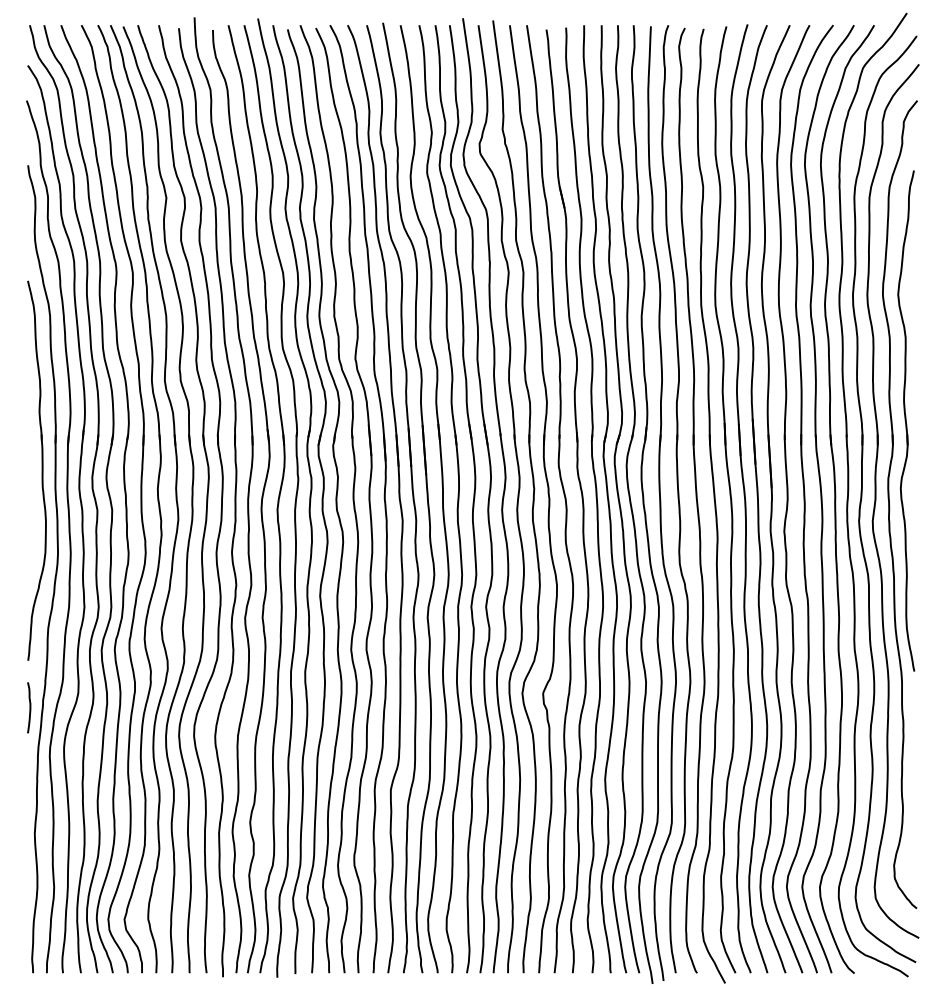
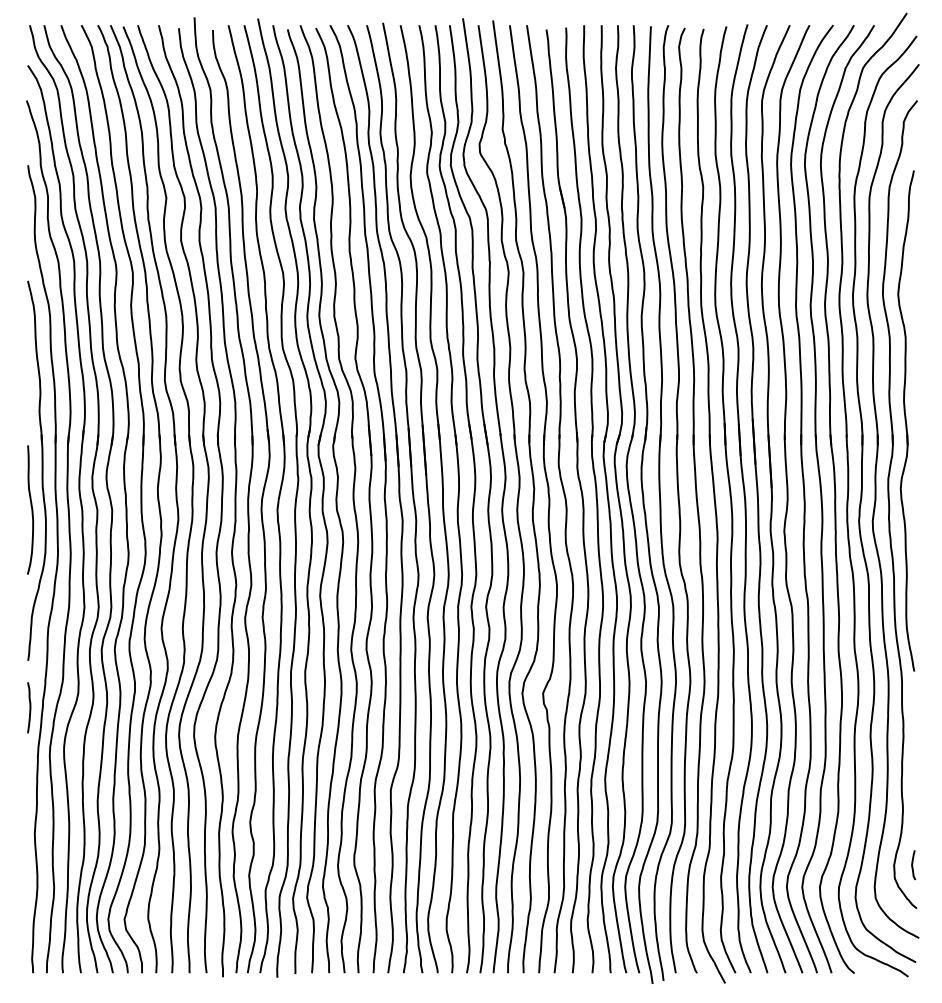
curve: none -> present (31, 509)
curve: none -> present (913, 864)
